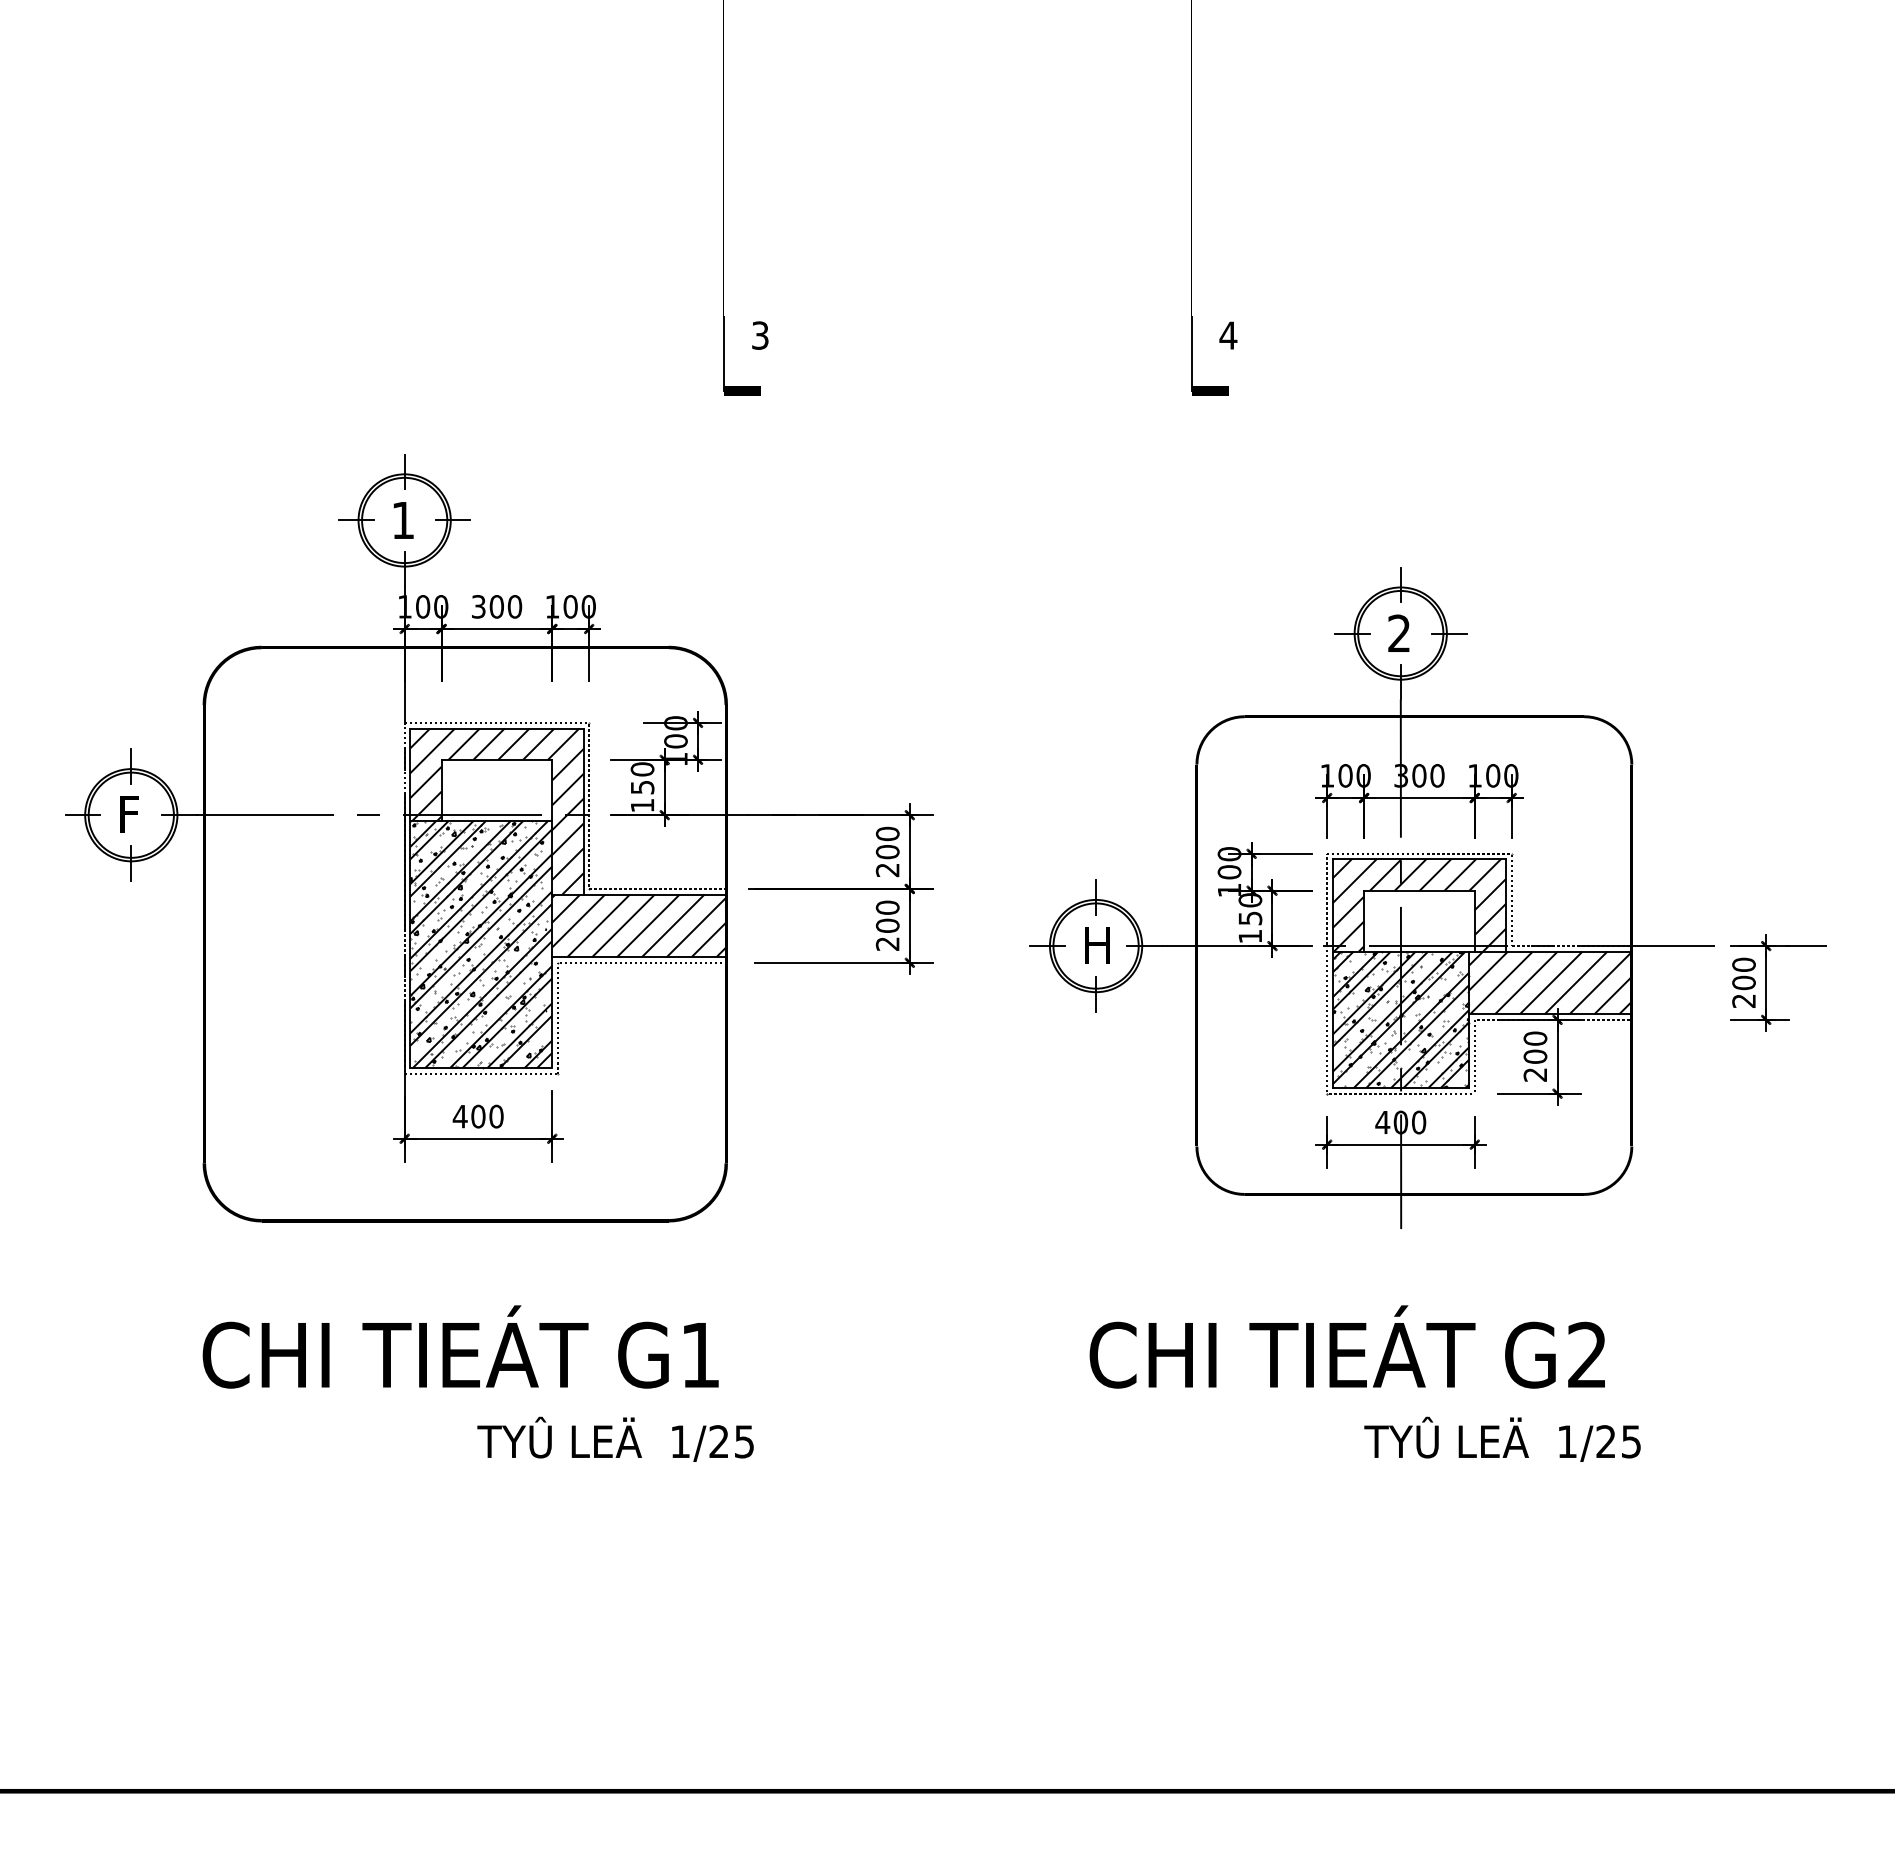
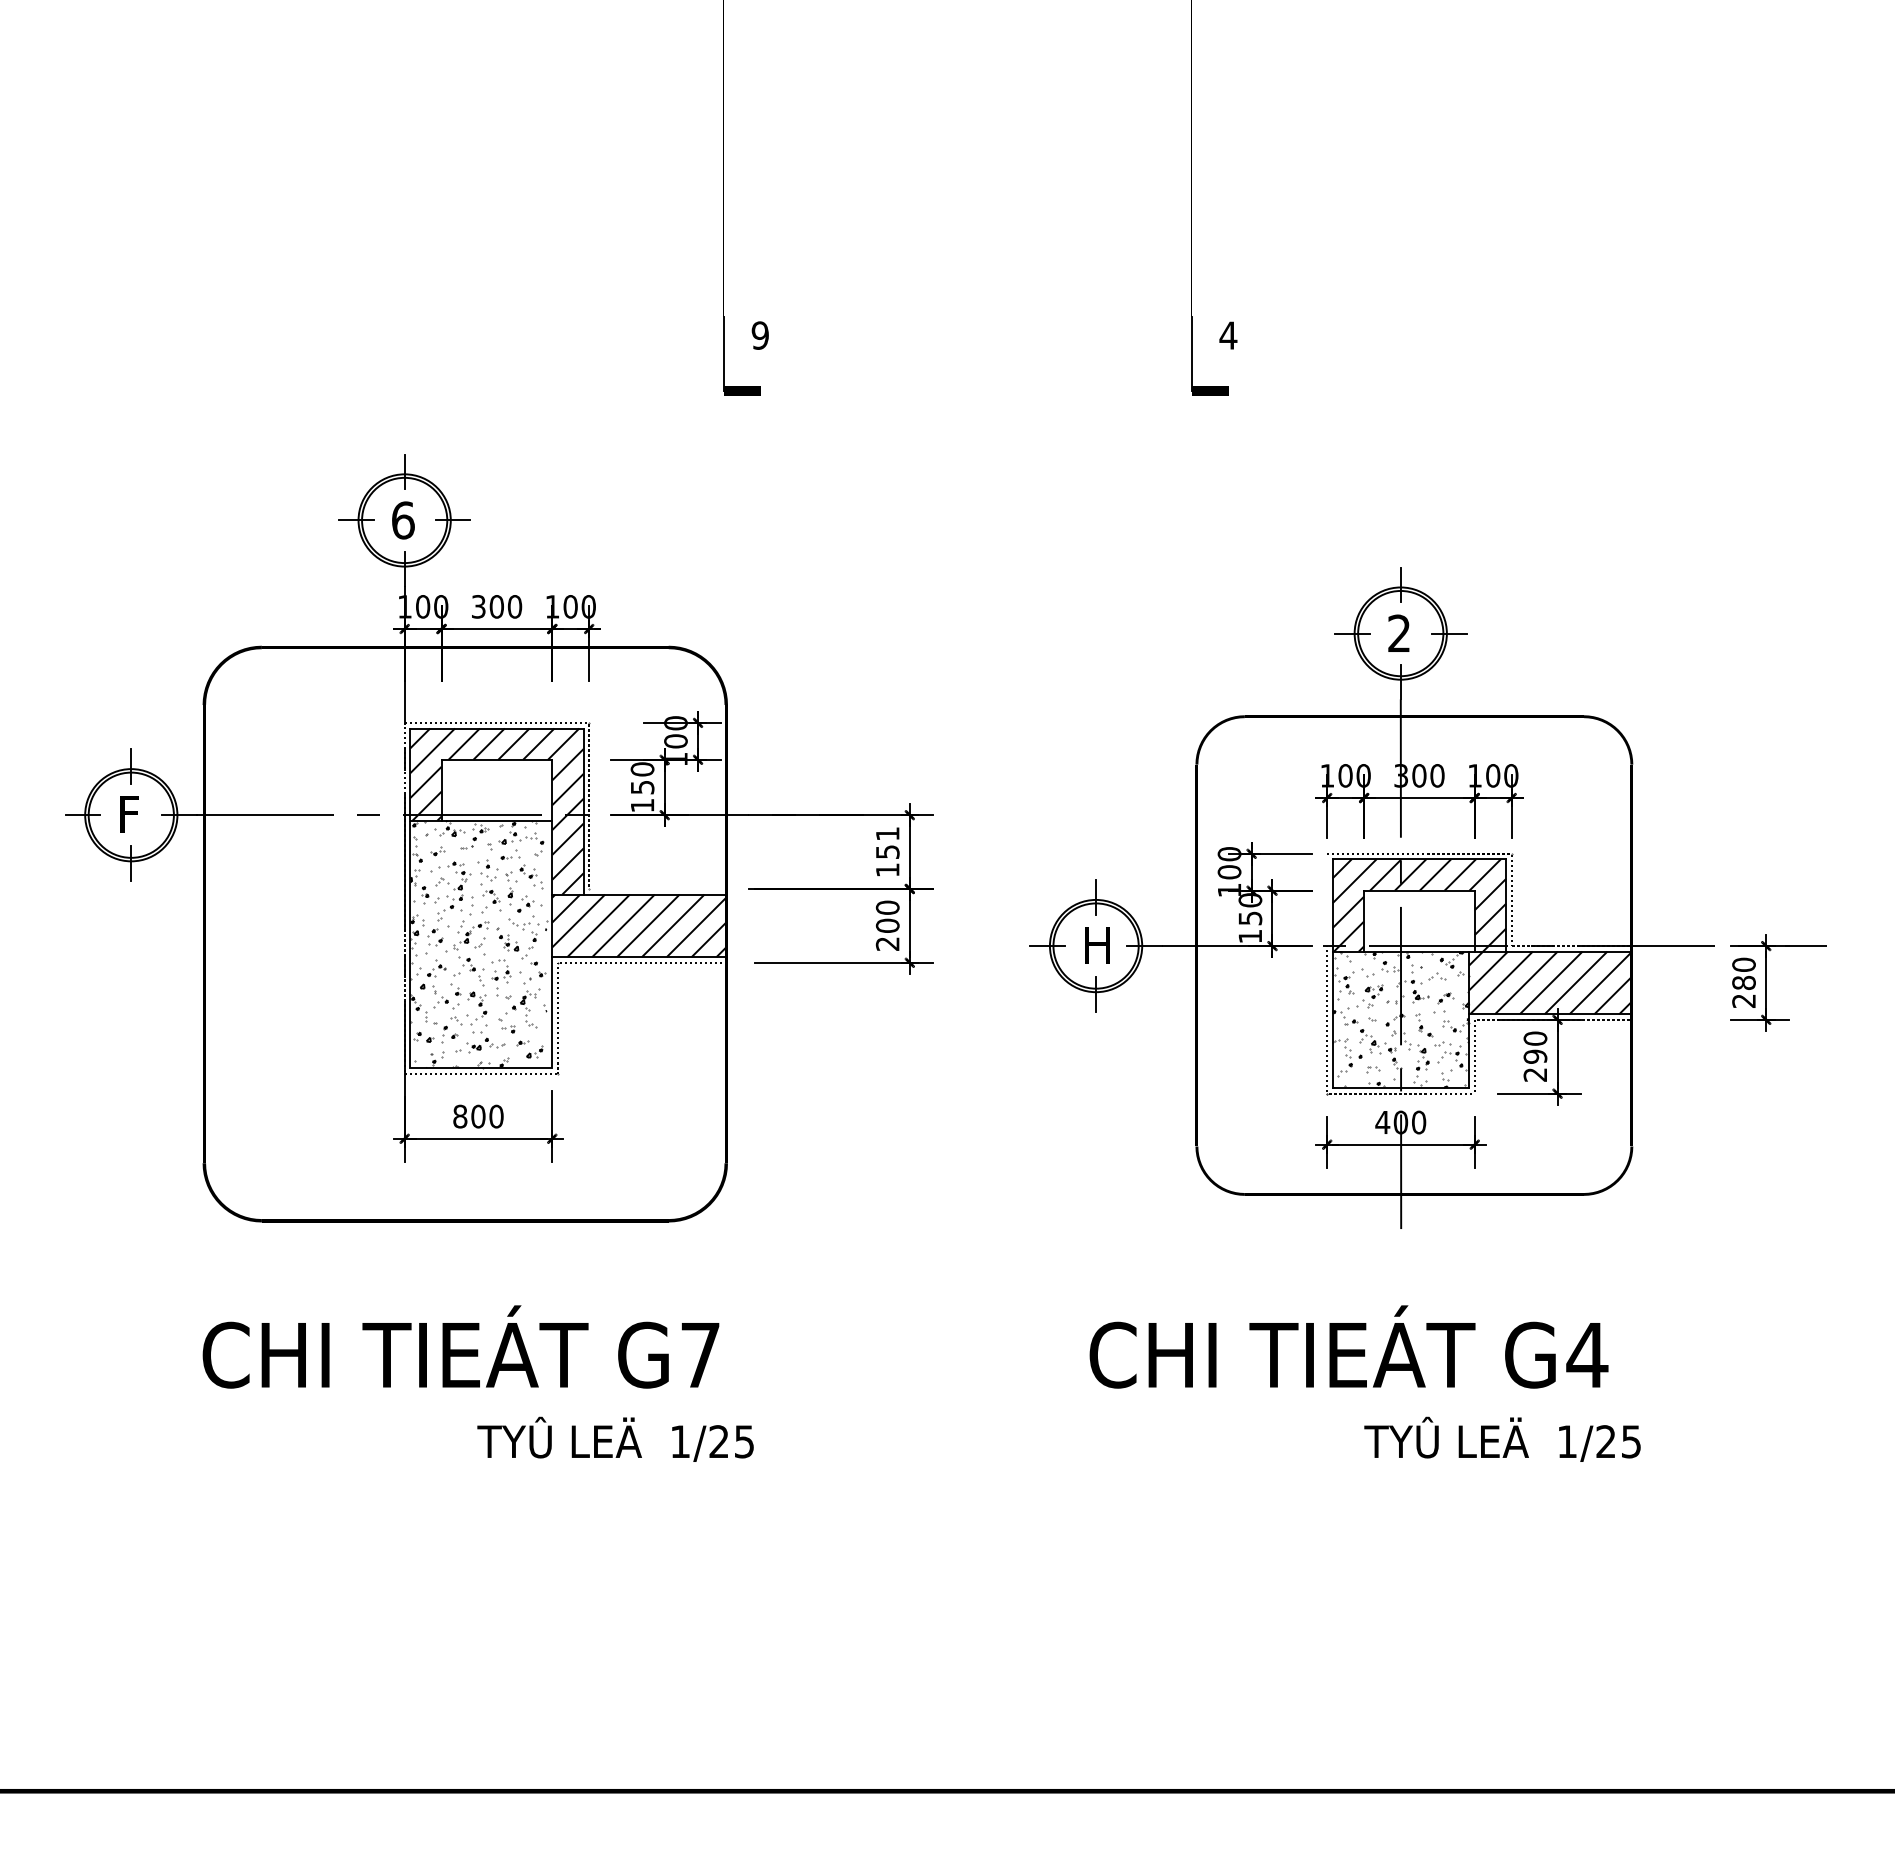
text: 3 -> 9 (759, 335)
text: 1 -> 6 (403, 520)
text: 200 -> 151 (887, 851)
line: present -> none (657, 889)
line: present -> none (1327, 899)
hatch: present -> none (481, 943)
text: 200 -> 280 (1743, 982)
hatch: present -> none (1400, 1019)
text: 200 -> 290 (1535, 1056)
text: 400 -> 800 (459, 1116)
text: G2 -> G4 (1587, 1354)
text: G1 -> G7 (700, 1355)
